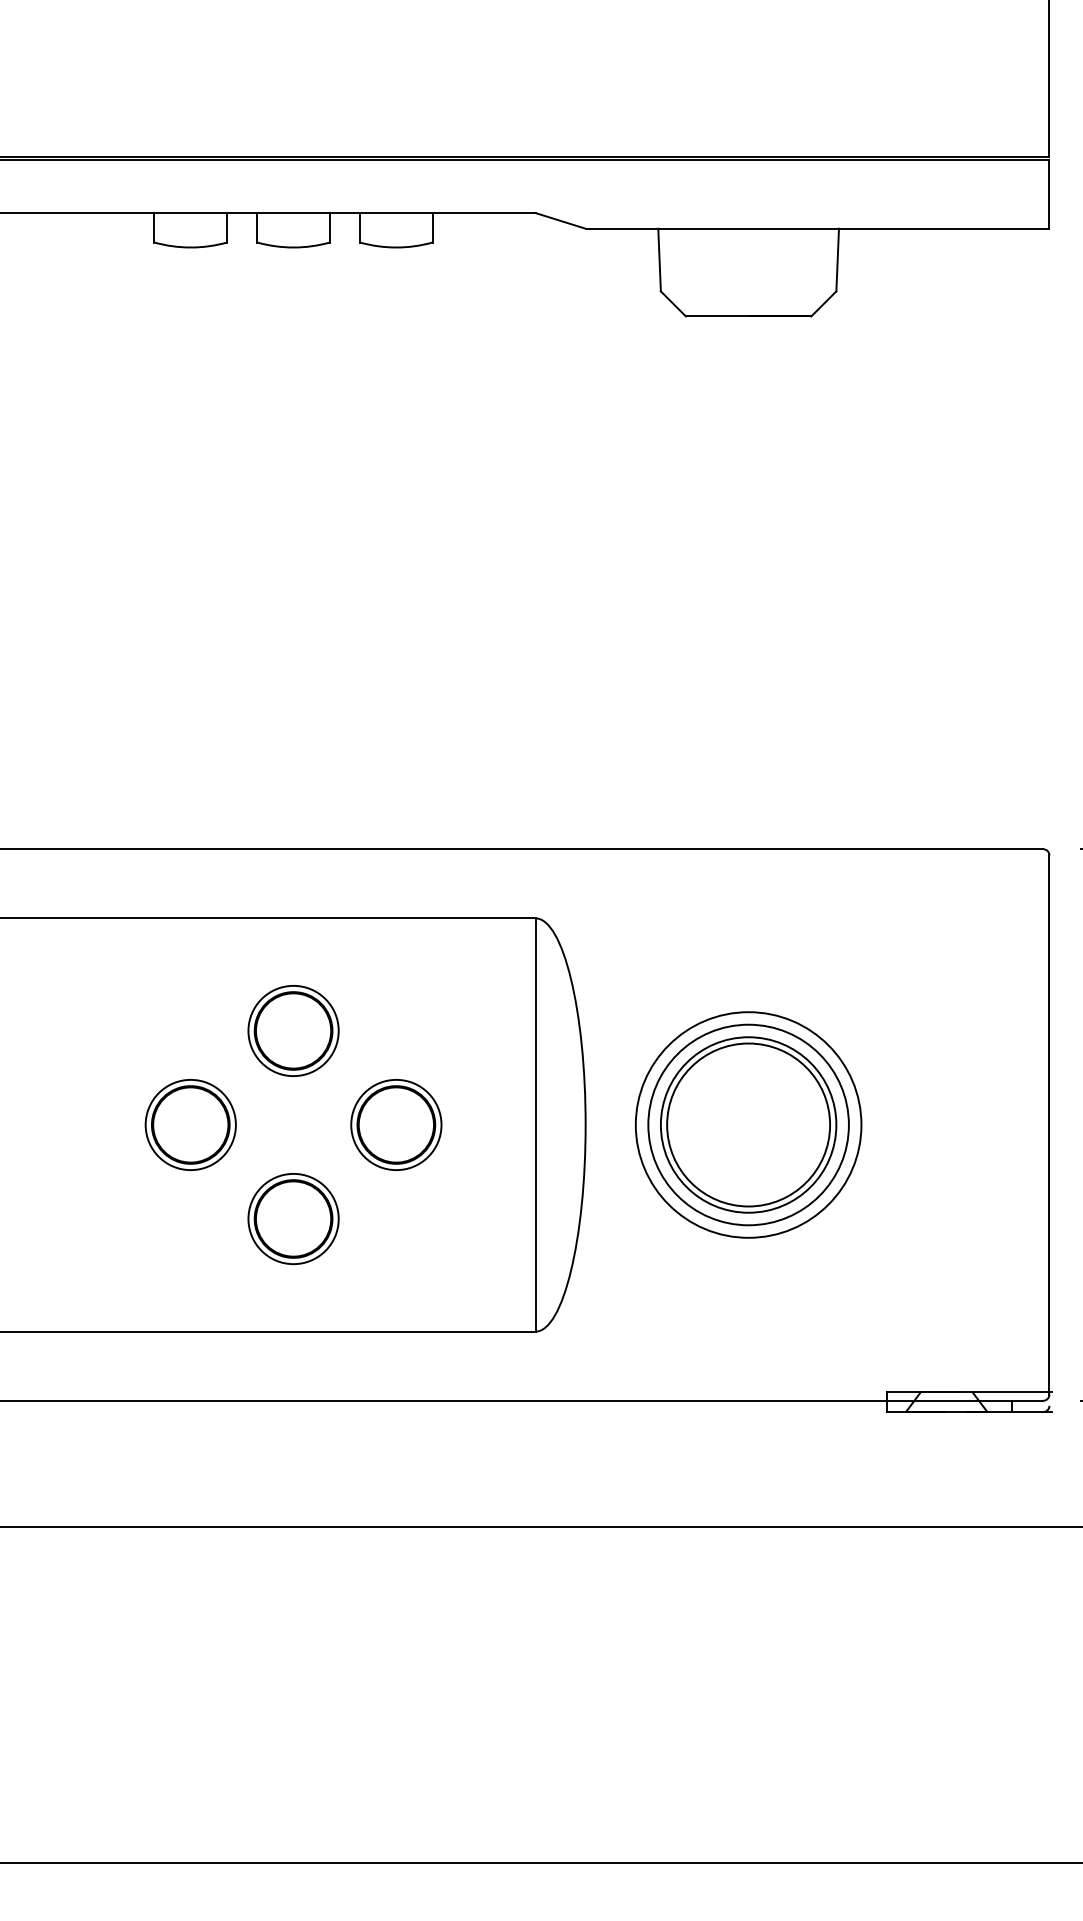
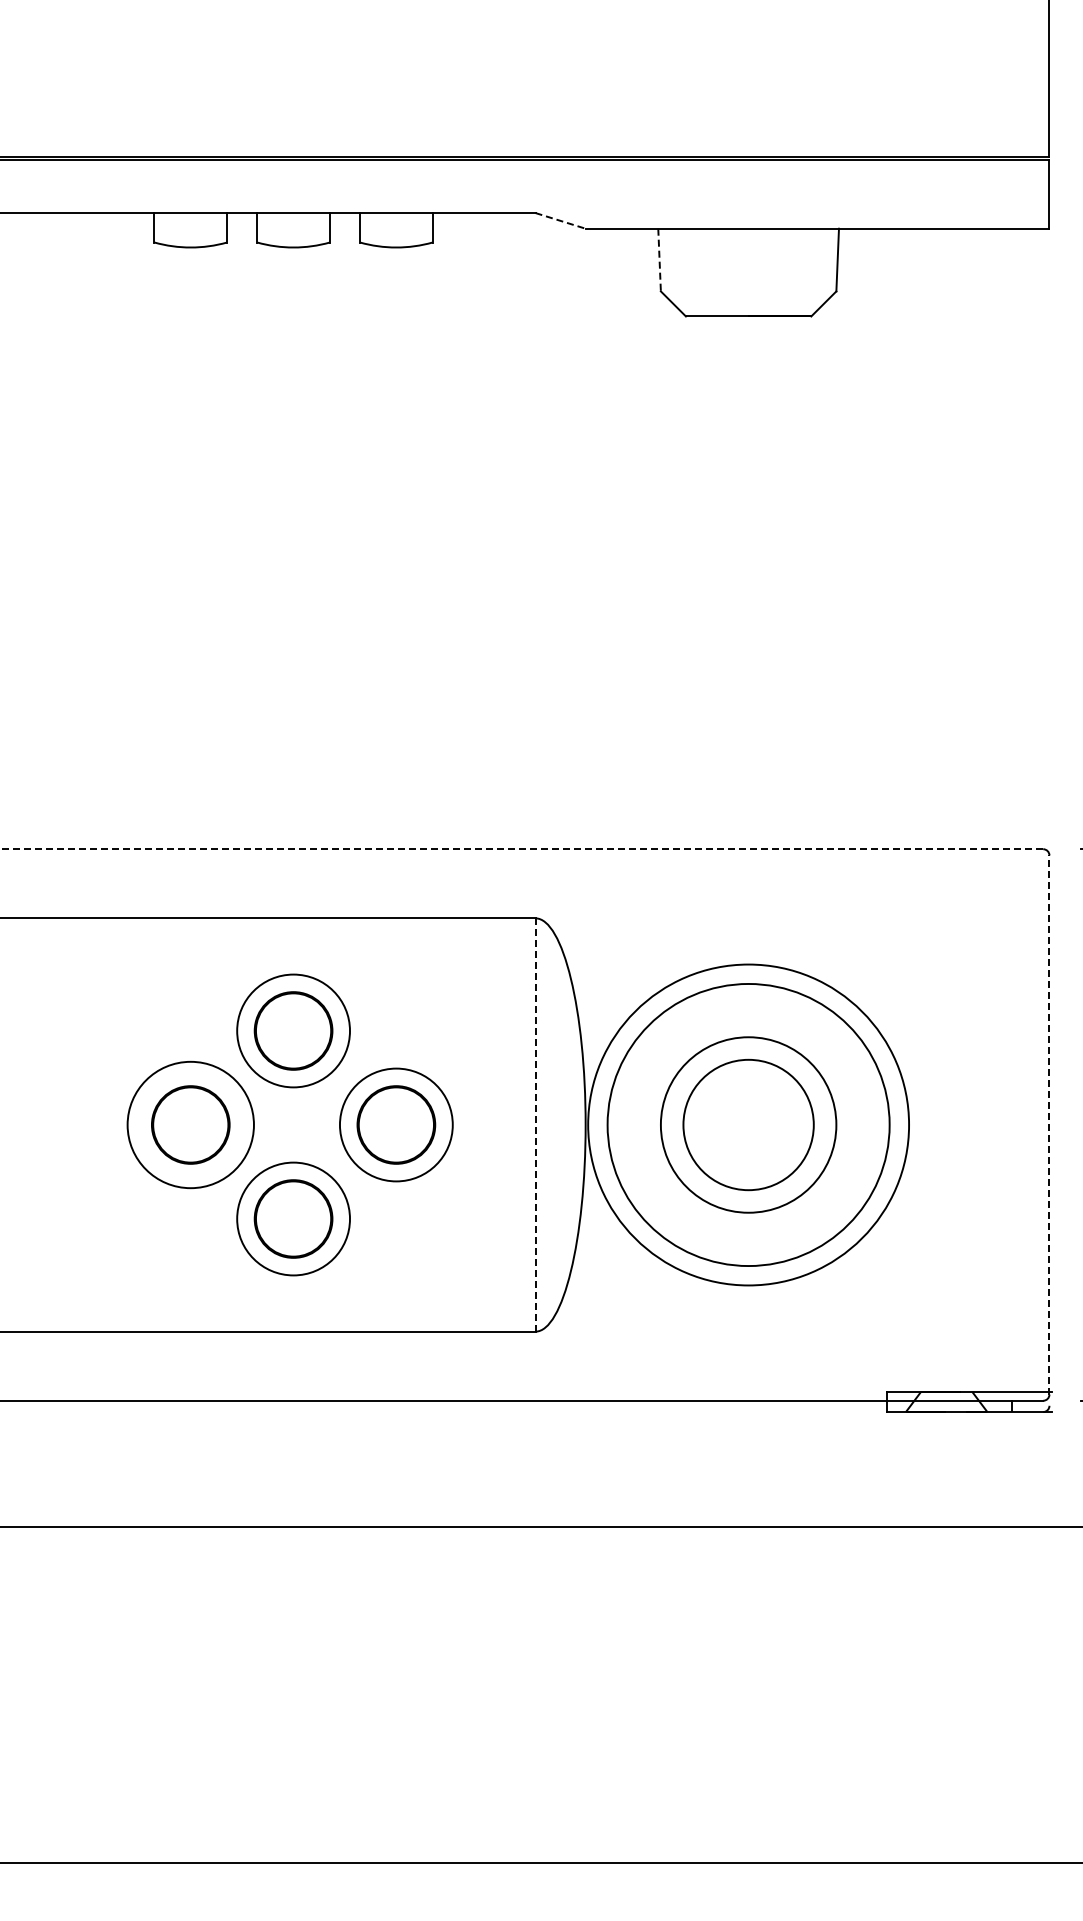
line: solid -> dashed (561, 221)
line: solid -> dashed (659, 260)
line: solid -> dashed (521, 849)
circle diameter: 90 px -> 113 px (293, 1030)
circle diameter: 90 px -> 126 px (190, 1124)
circle diameter: 90 px -> 113 px (395, 1124)
circle diameter: 163 px -> 130 px (748, 1124)
circle diameter: 201 px -> 321 px (748, 1124)
circle diameter: 226 px -> 282 px (748, 1124)
line: solid -> dashed (535, 1125)
line: solid -> dashed (1049, 1125)
circle diameter: 90 px -> 113 px (293, 1218)
